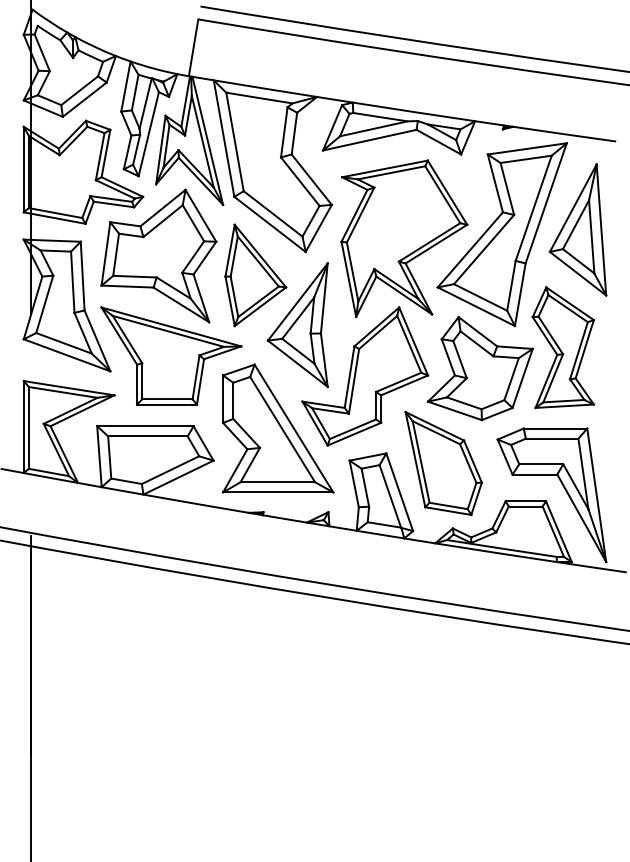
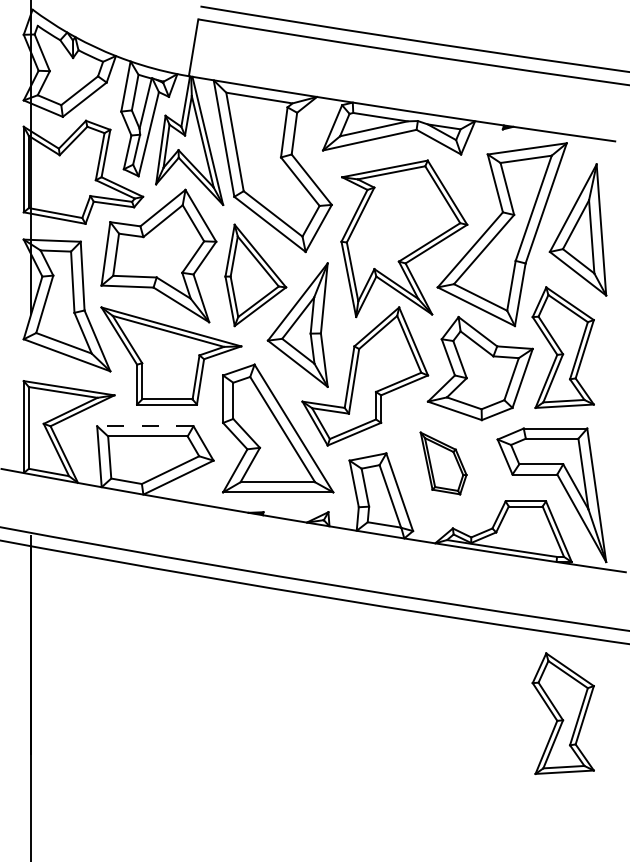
line: solid -> dashed (144, 426)
part size: 79x105 px -> 49x65 px (443, 463)
part: none -> present (562, 713)
